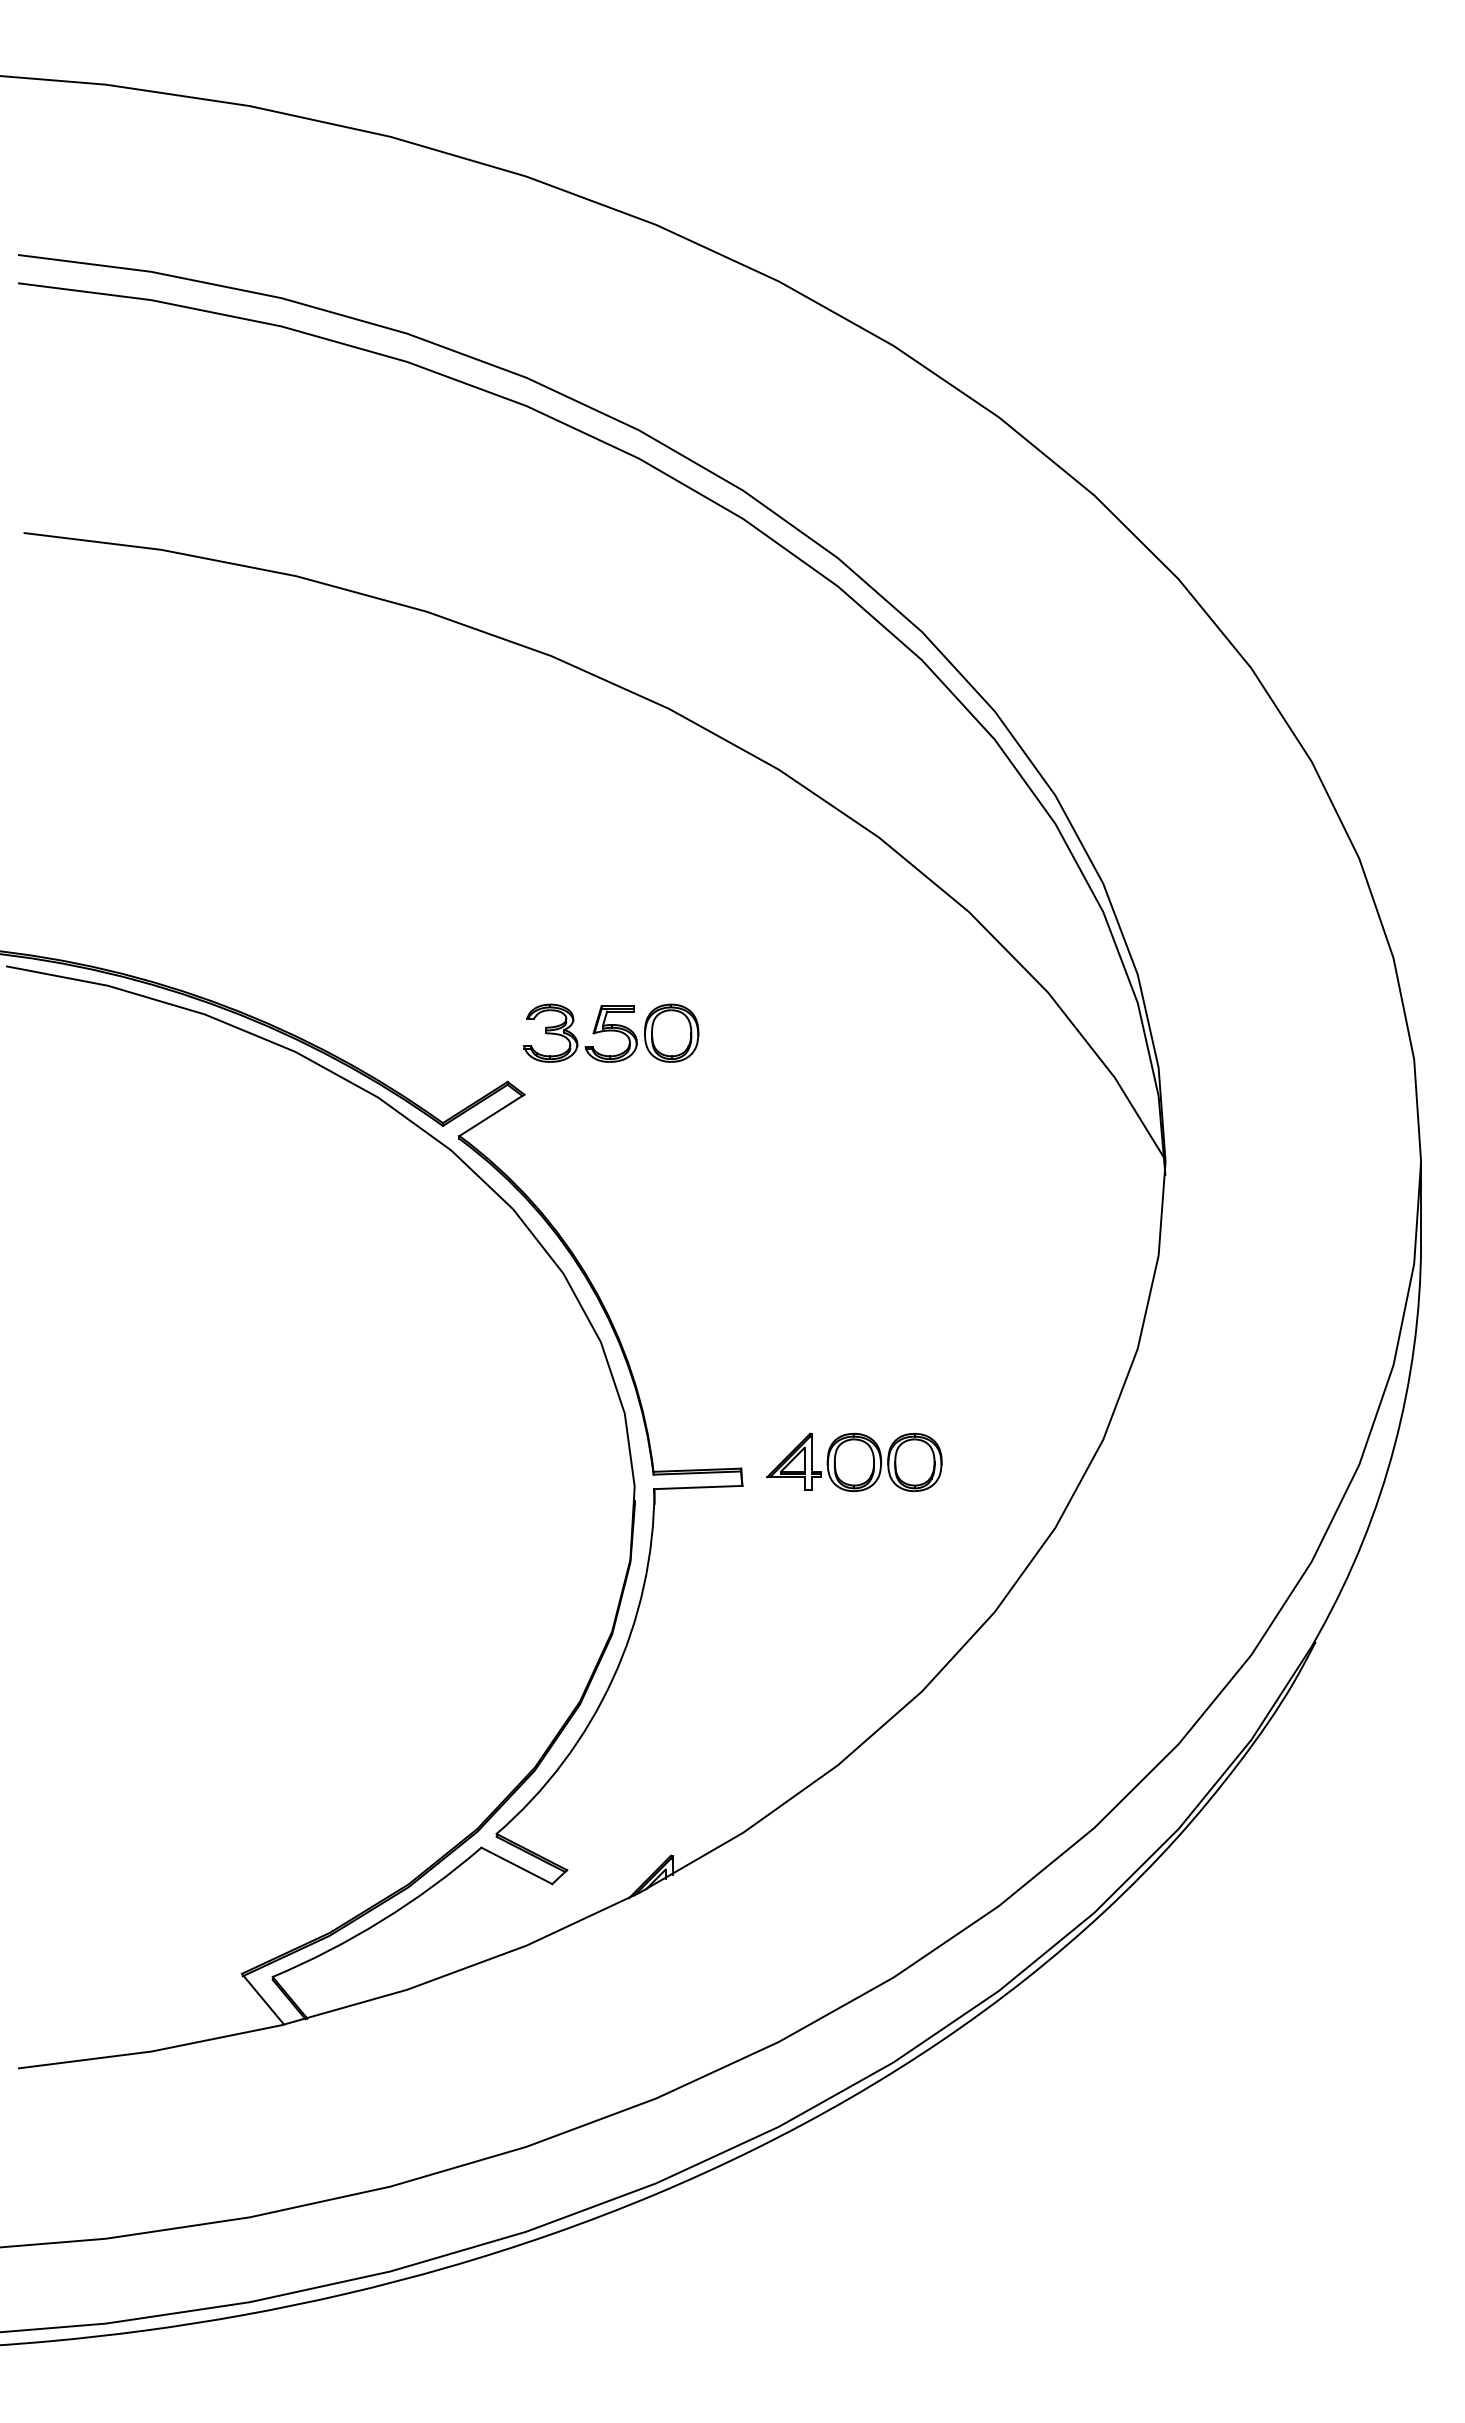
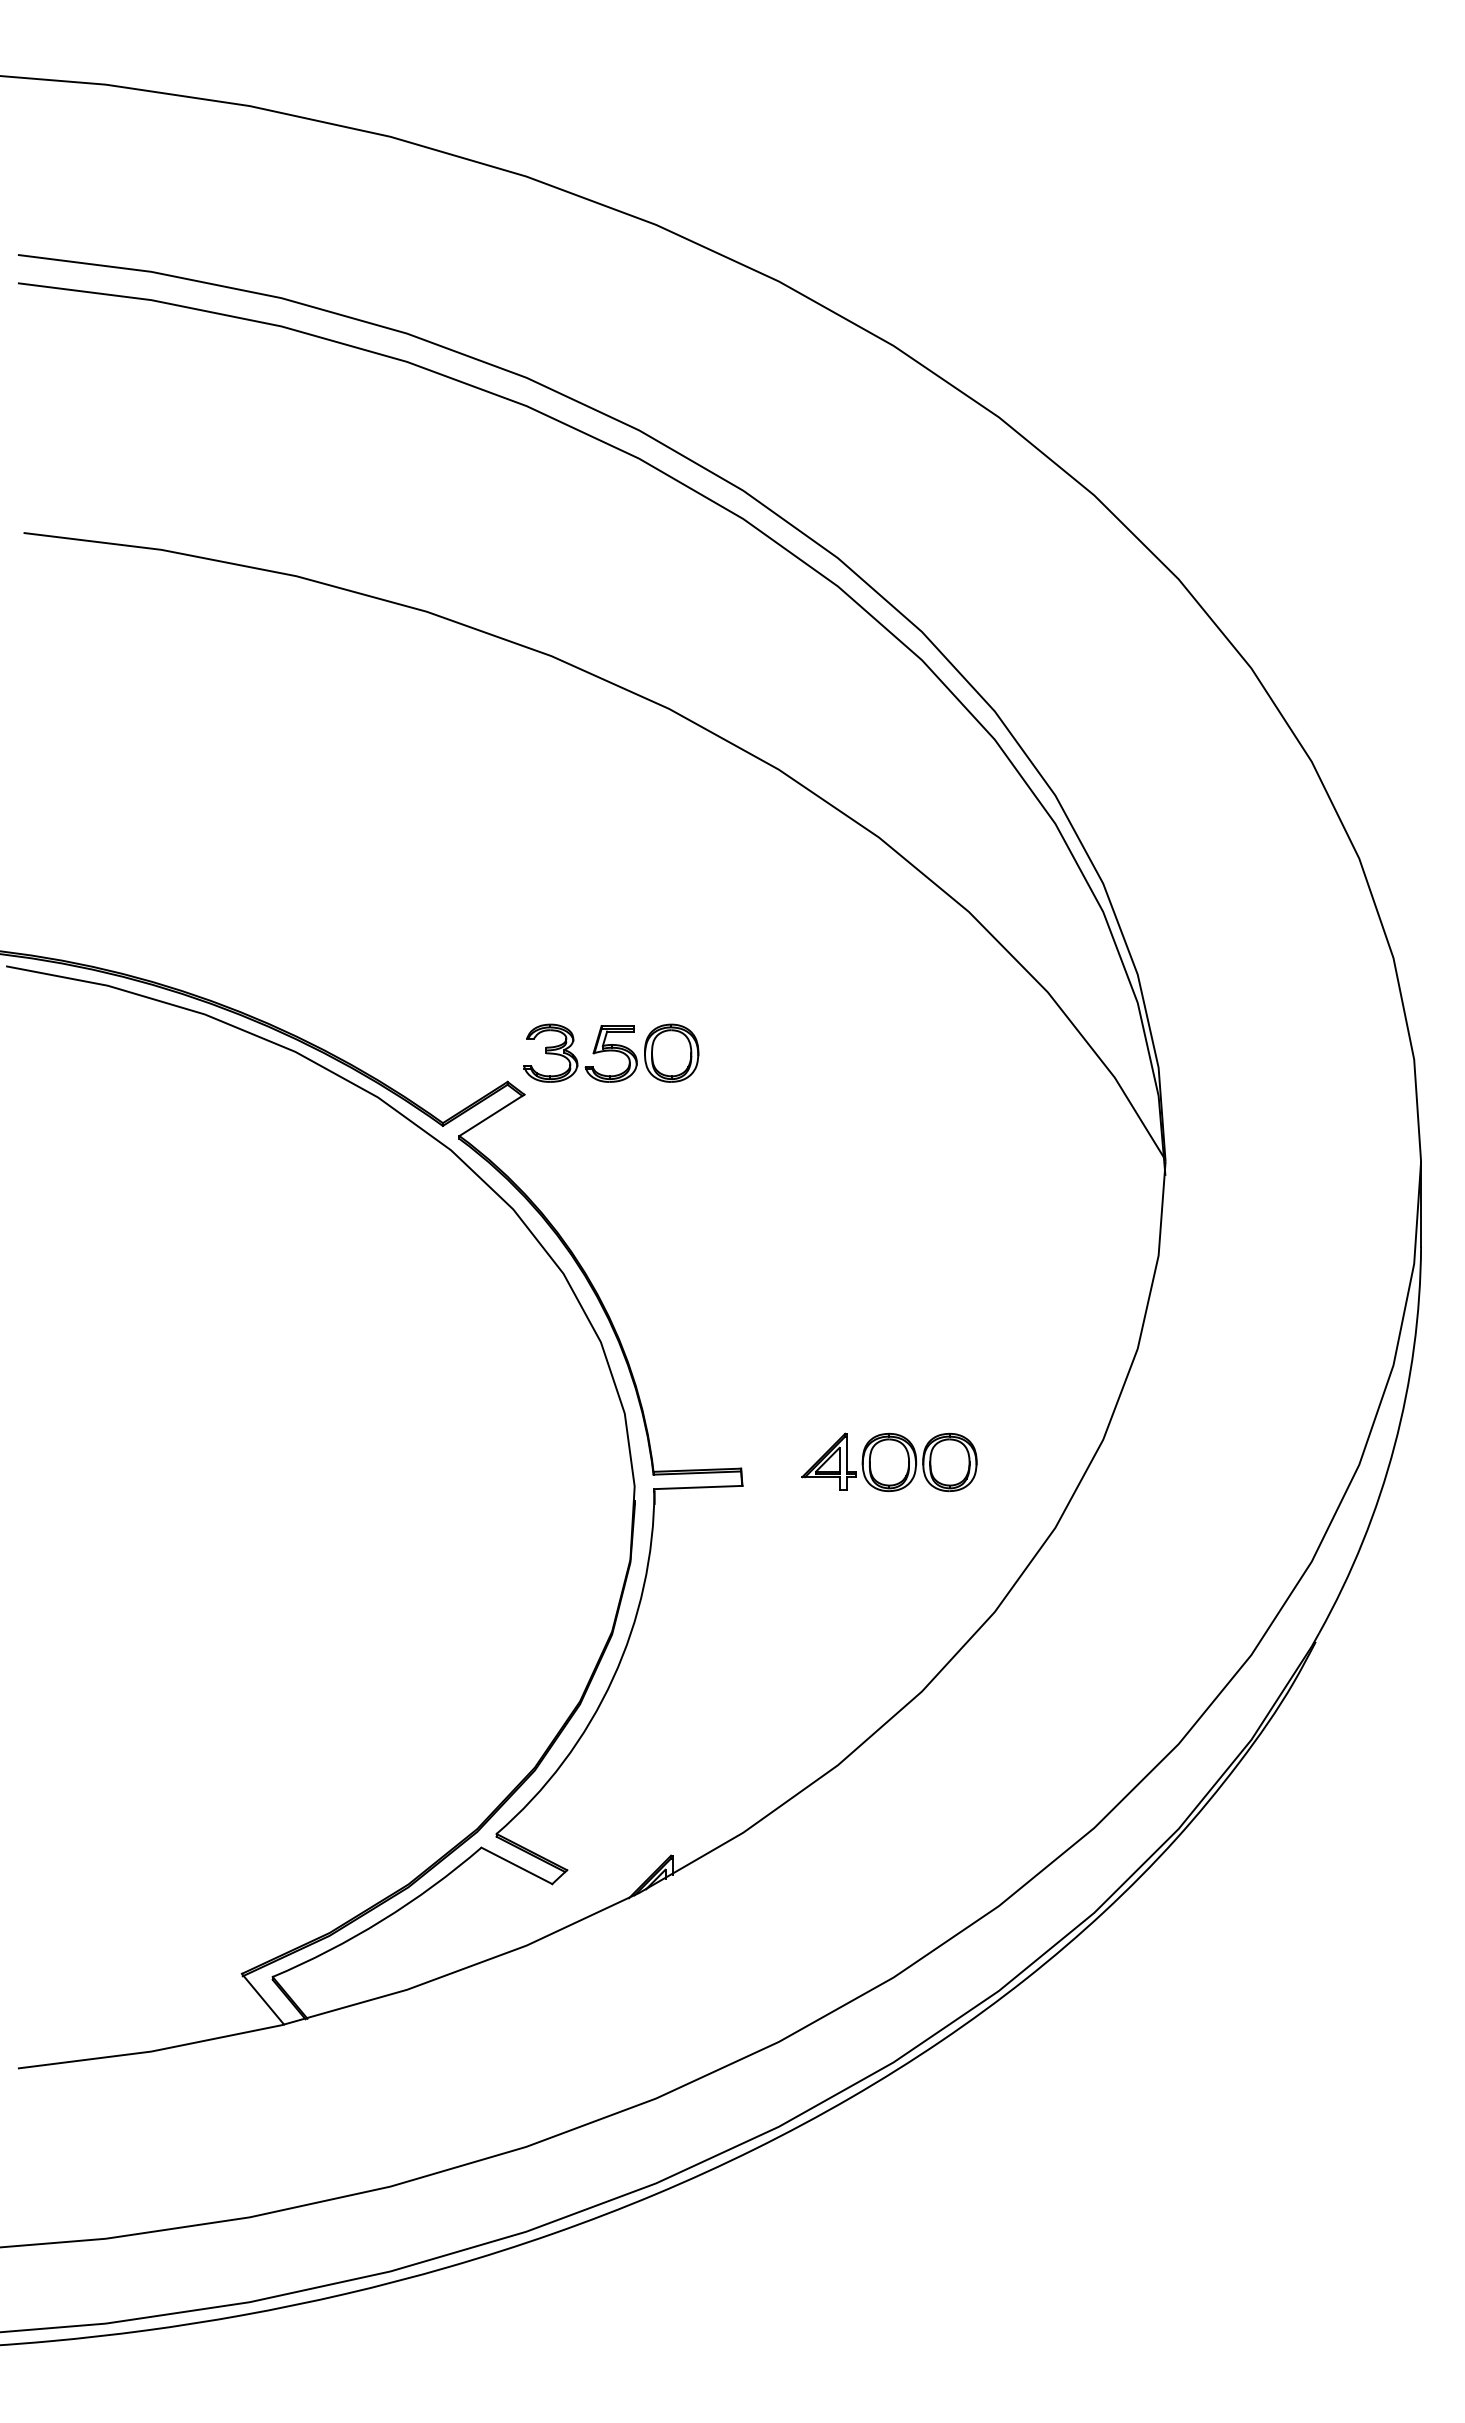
part position: (611, 1032) -> (611, 1052) (611, 1052)
part position: (854, 1462) -> (889, 1462) (889, 1462)
